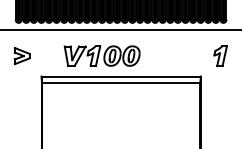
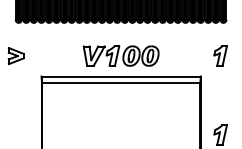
line: present -> none (120, 30)
part position: (101, 55) -> (120, 55) (120, 55)
part position: (21, 56) -> (15, 56) (15, 56)
part: none -> present (220, 134)
